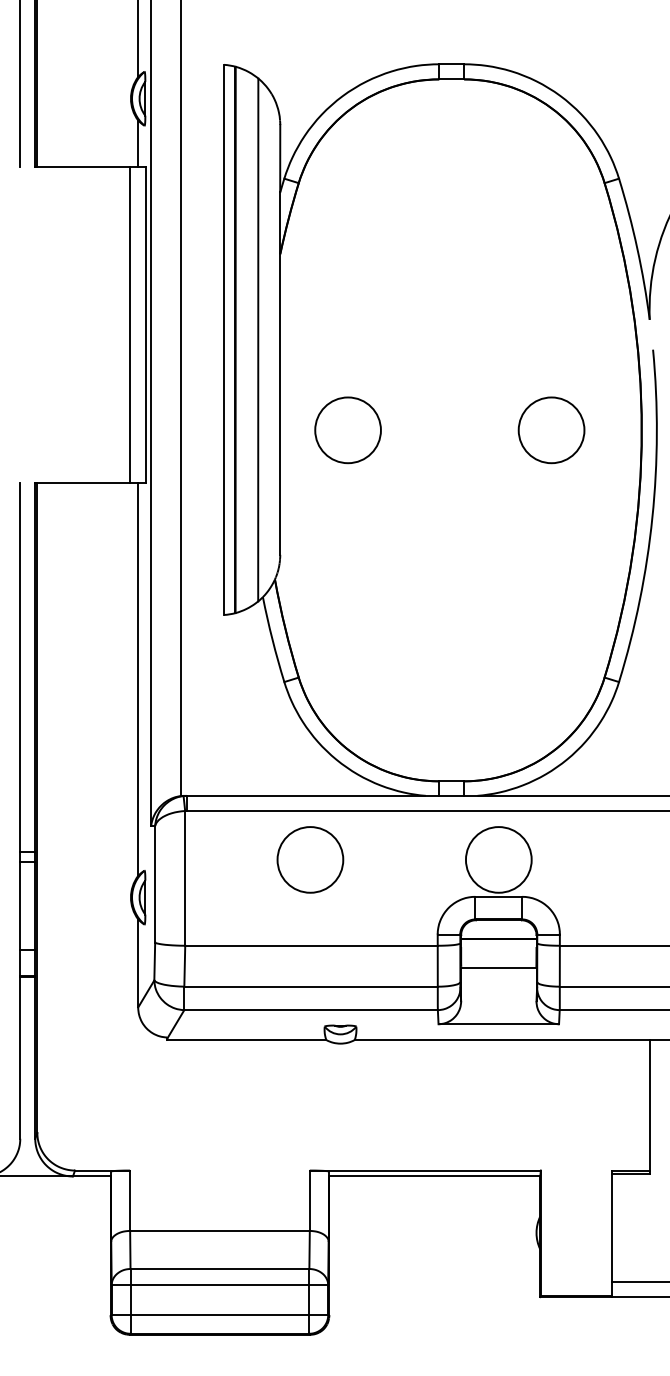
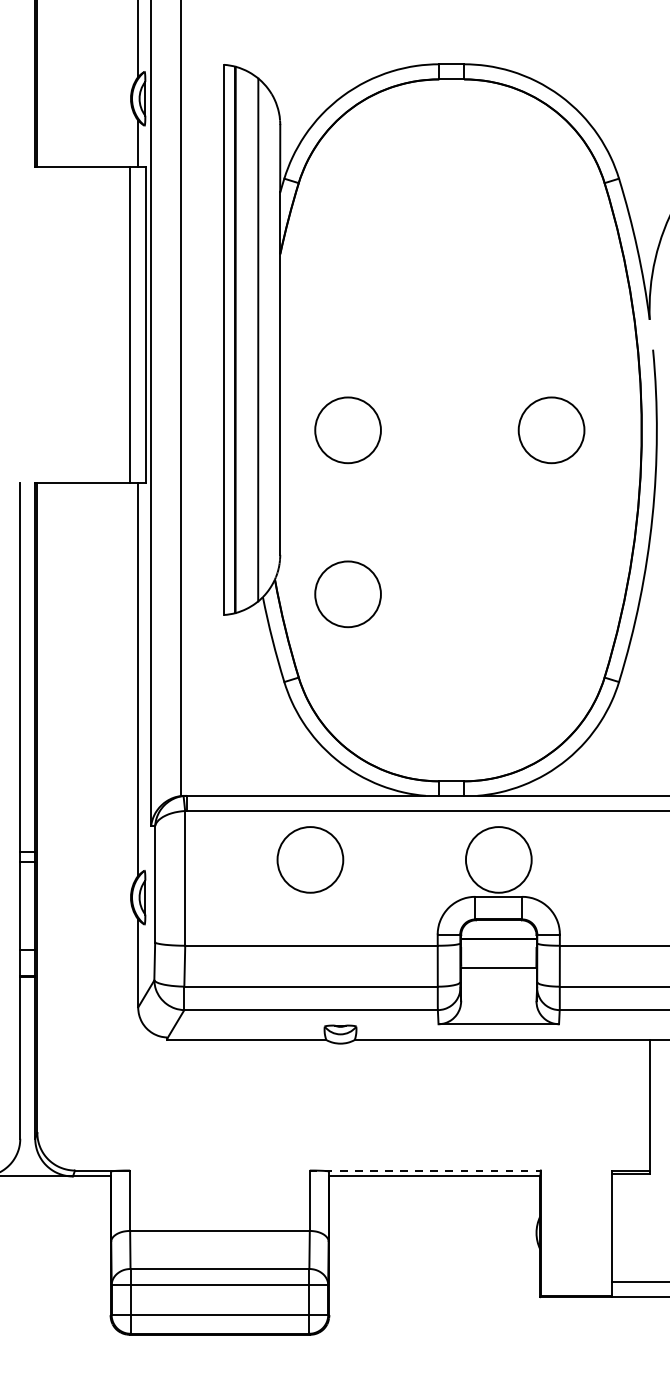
line: present -> none (20, 84)
circle: none -> present (347, 594)
line: solid -> dashed (425, 1170)
